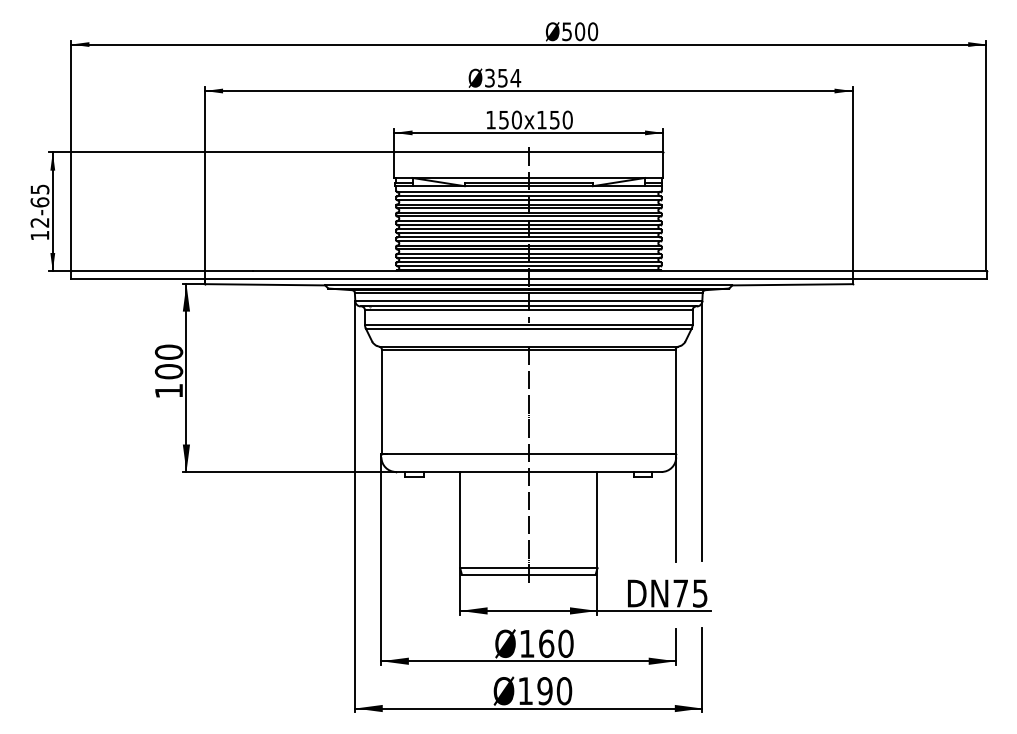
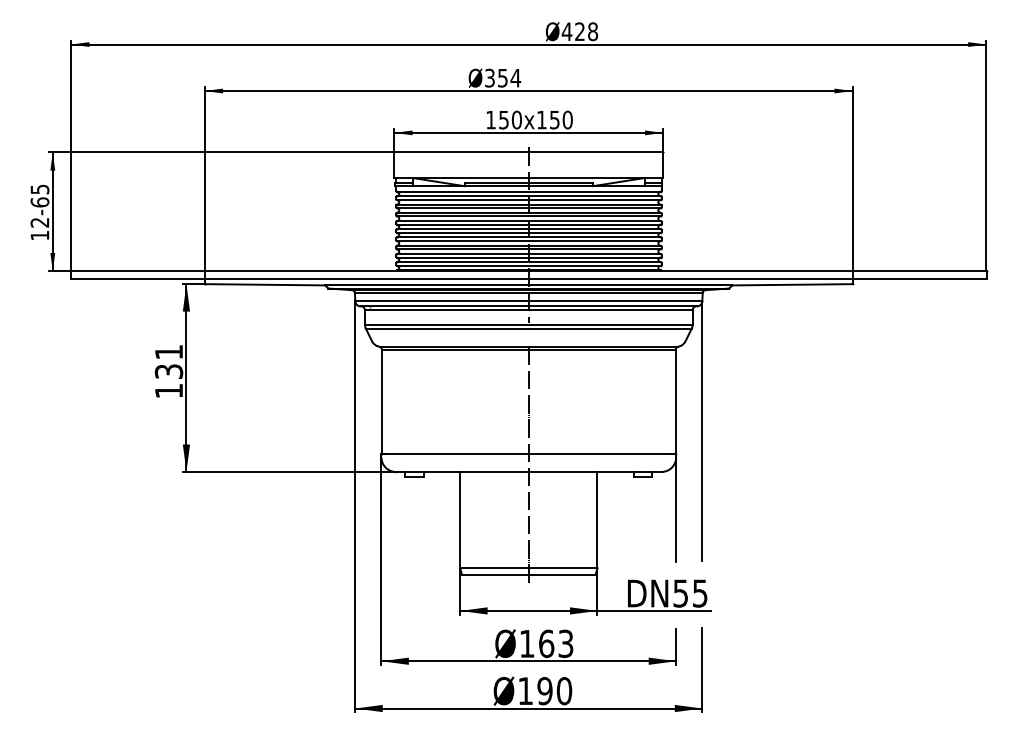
text: 500 -> 428 (579, 31)
text: 100 -> 131 (168, 361)
text: 75 -> 55 (680, 593)
text: 160 -> 163 (565, 643)
